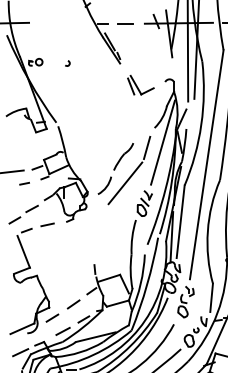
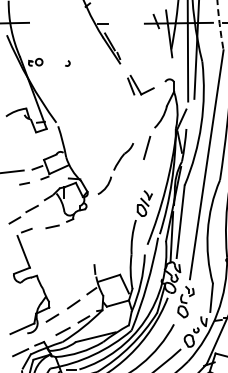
line: present -> none (125, 23)
arc: solid -> dashed (219, 25)
line: present -> none (162, 142)
line: present -> none (125, 183)
line position: (47, 224) -> (52, 226) (52, 226)
